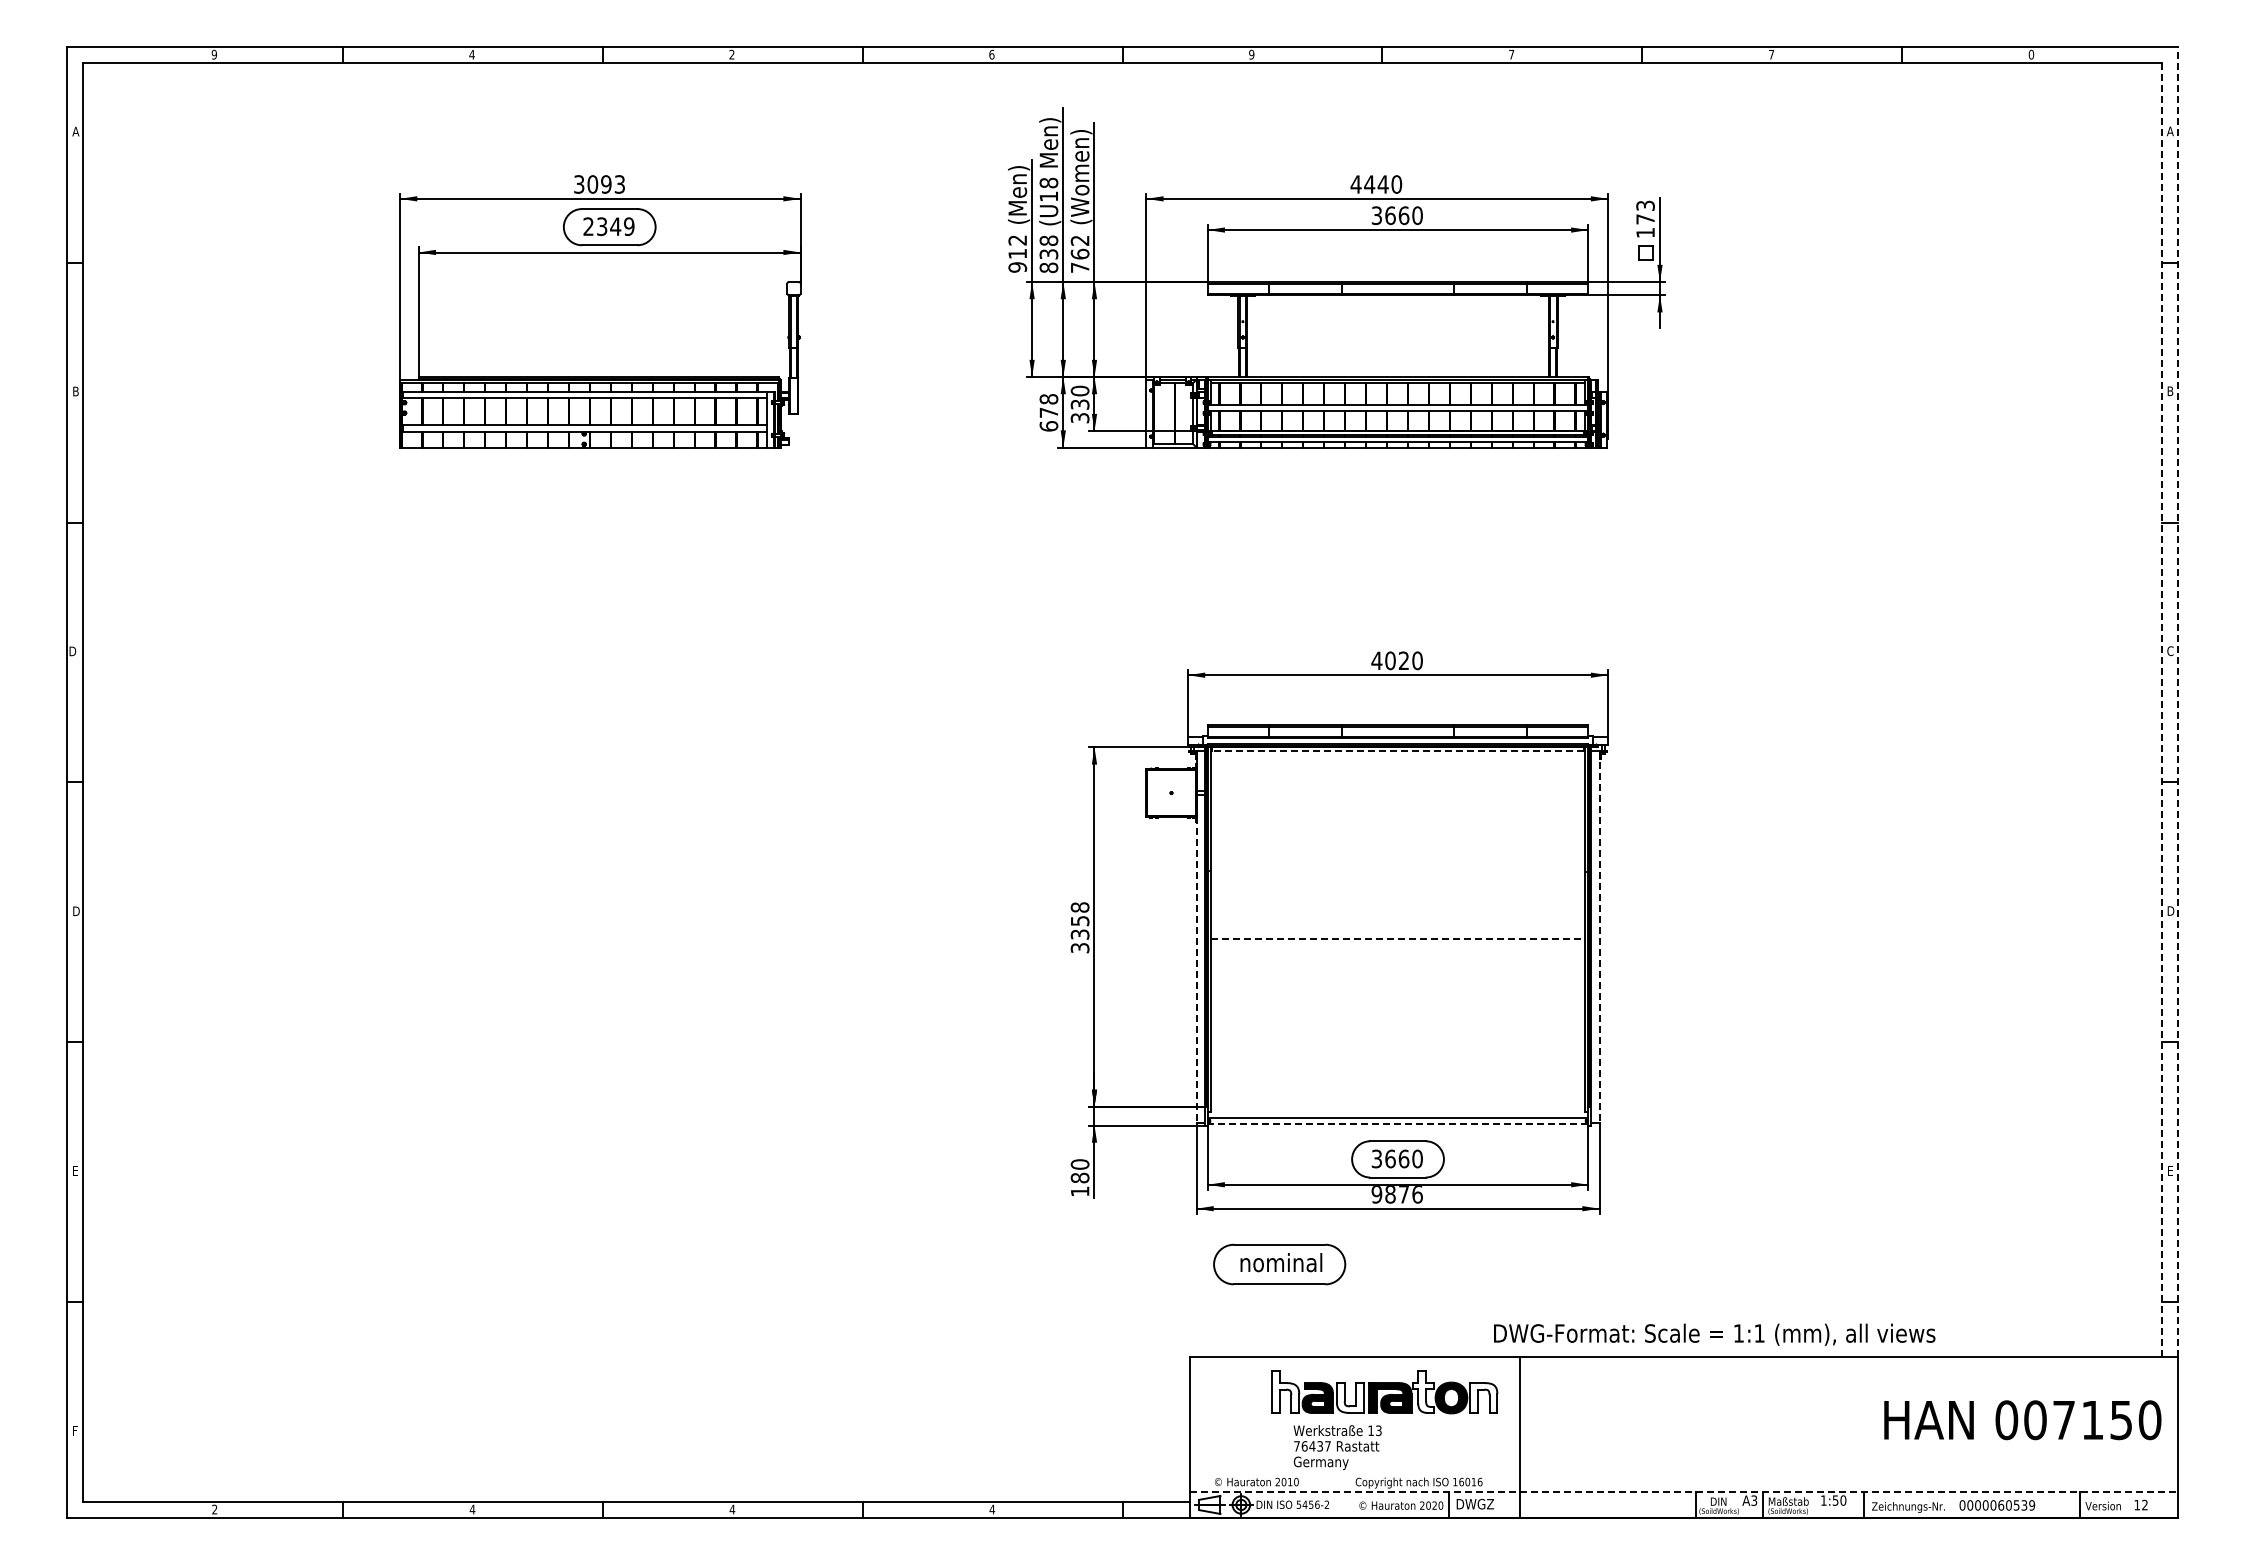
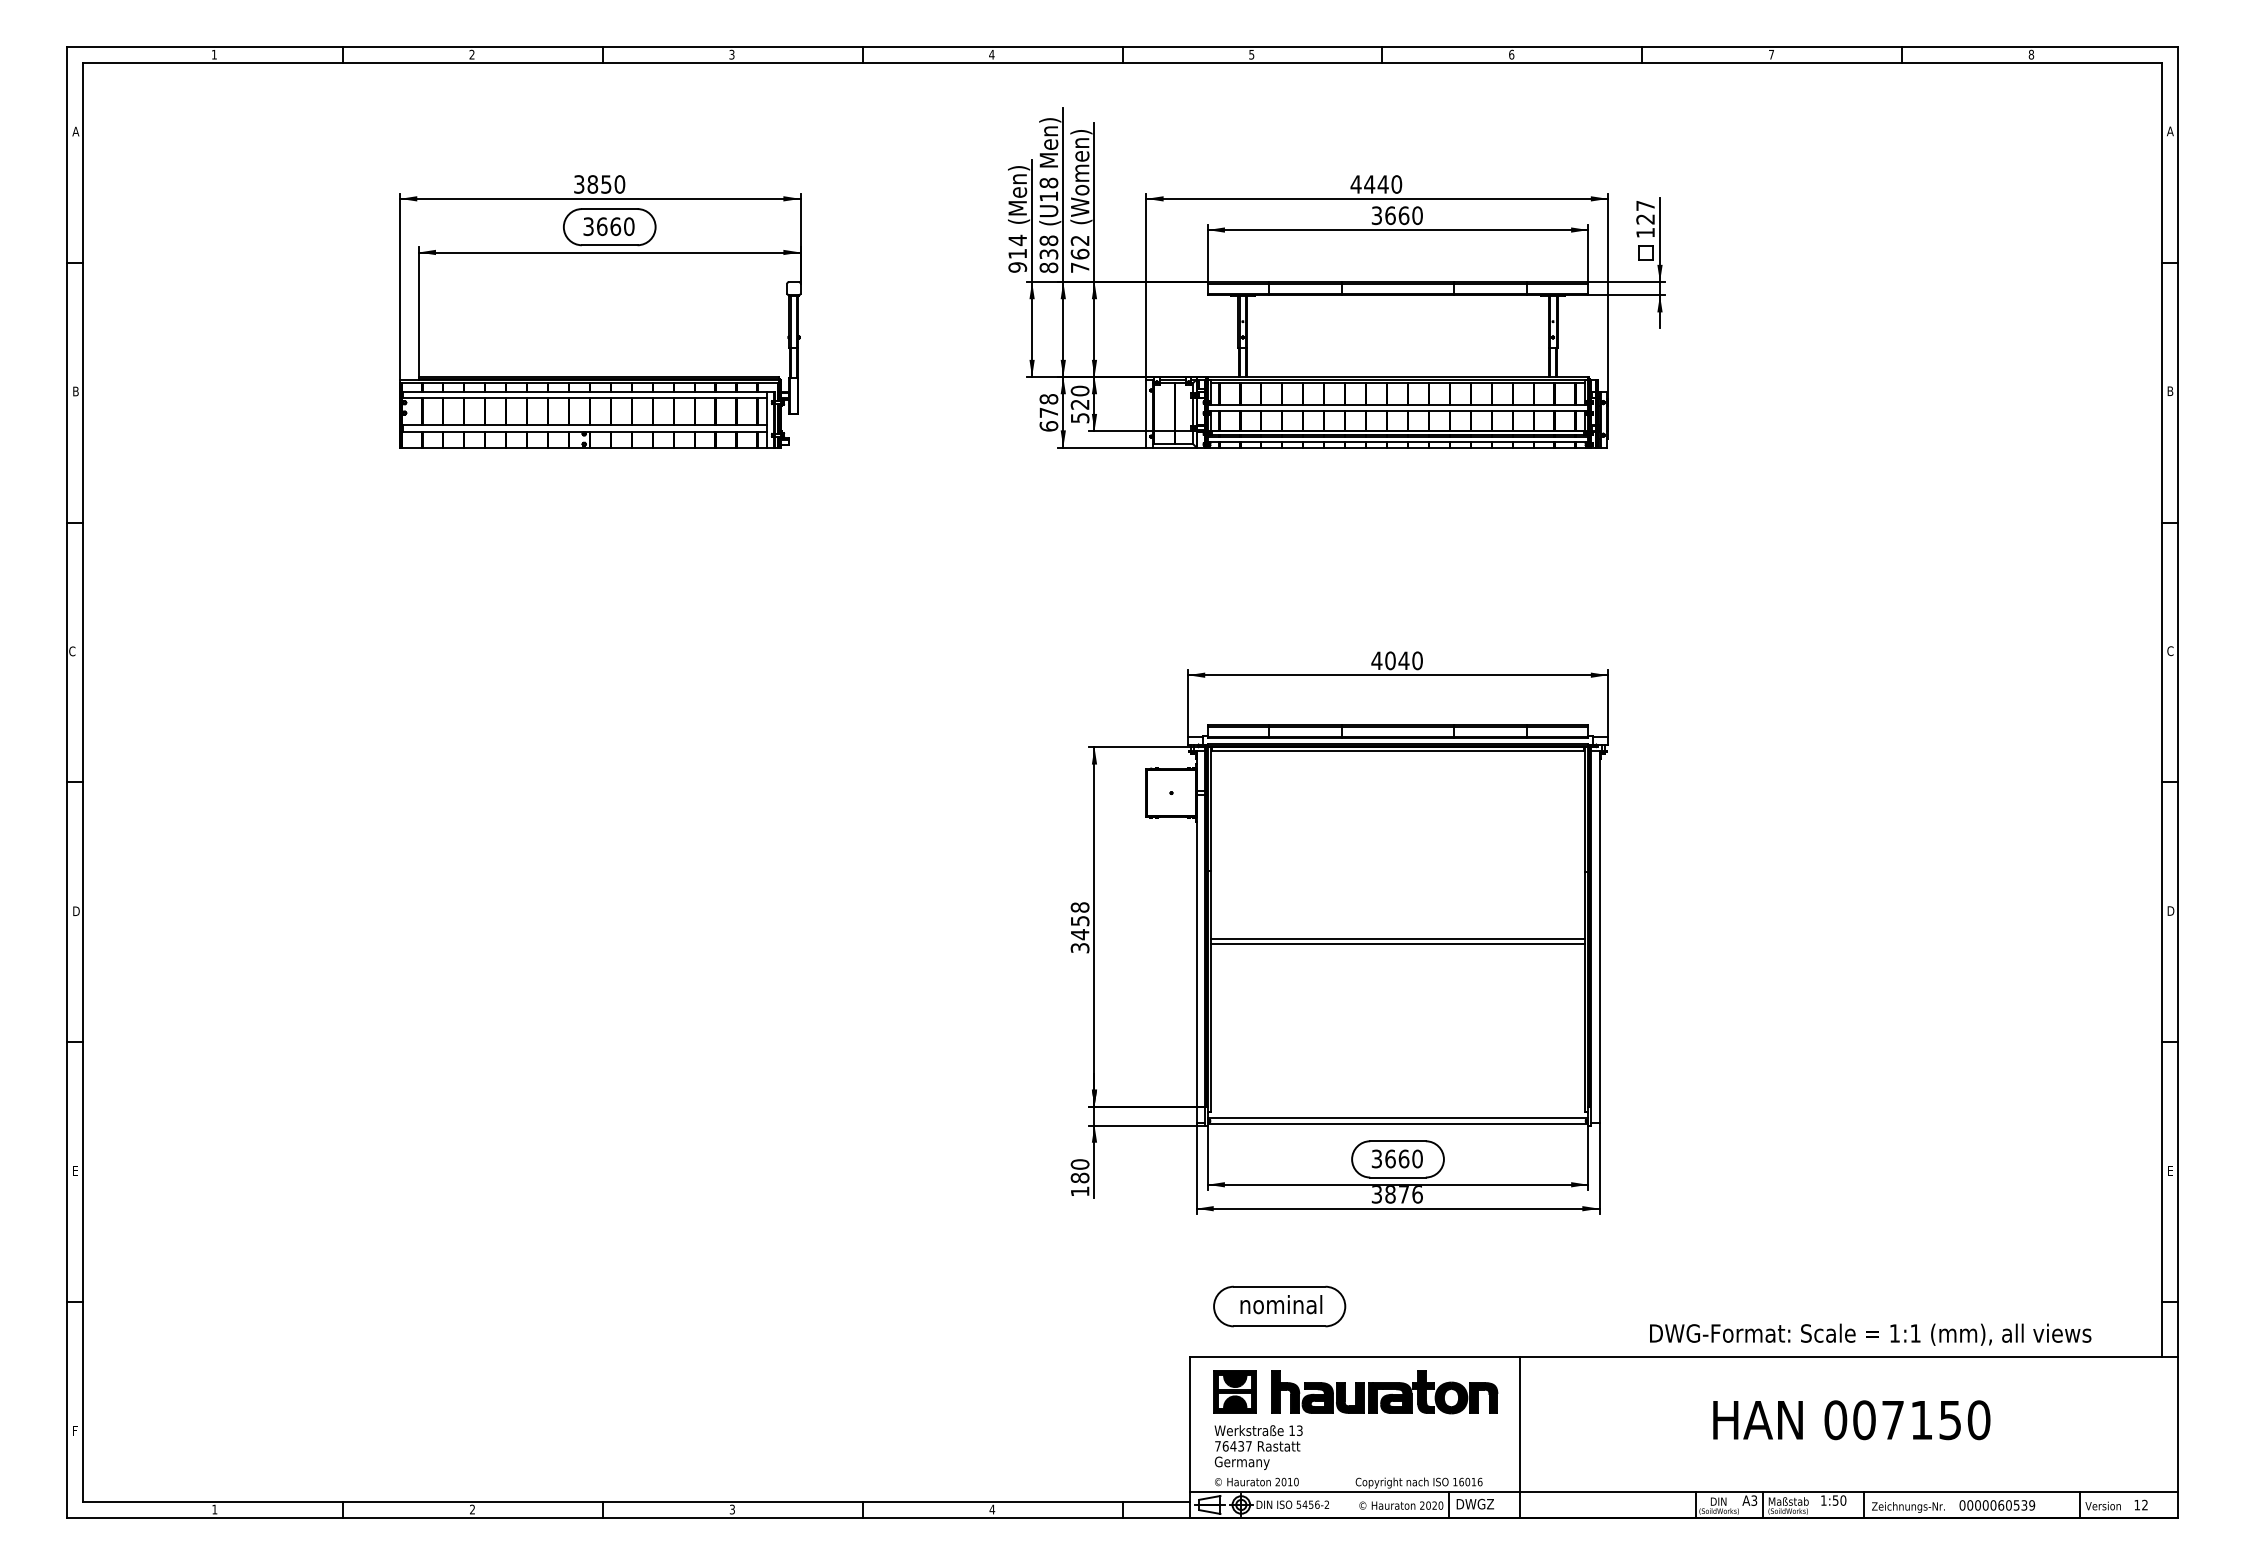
text: 9 -> 1 (213, 54)
text: 4 -> 2 (471, 54)
text: 2 -> 3 (731, 54)
text: 6 -> 4 (991, 54)
text: 9 -> 5 (1251, 54)
text: 7 -> 6 (1511, 54)
text: 0 -> 8 (2031, 54)
text: 3093 -> 3850 (606, 184)
text: 173 -> 127 (1645, 212)
text: 2349 -> 3660 (608, 226)
text: 912 -> 914 (1017, 240)
text: 330 -> 520 (1079, 410)
text: D -> C (72, 651)
text: 4020 -> 4040 (1403, 660)
line: dashed -> solid (2177, 701)
line: dashed -> solid (2162, 710)
line: dashed -> solid (1397, 751)
text: 3358 -> 3458 (1079, 934)
line: dashed -> solid (1599, 937)
line: dashed -> solid (1398, 938)
line: none -> present (1397, 944)
line: dashed -> solid (1196, 970)
line: dashed -> solid (1398, 1123)
text: 9876 -> 3876 (1376, 1194)
part position: (1279, 1264) -> (1279, 1306) (1279, 1306)
text position: (1714, 1334) -> (1870, 1334) (1870, 1334)
part: none -> present (1234, 1391)
fill: none -> present (1285, 1391)
fill: none -> present (1423, 1391)
fill: none -> present (1350, 1397)
fill: none -> present (1483, 1397)
text position: (2022, 1420) -> (1851, 1420) (1851, 1420)
text position: (1337, 1447) -> (1258, 1447) (1258, 1447)
line: dashed -> solid (1683, 1491)
text: 2 -> 1 (214, 1509)
text: 4 -> 2 (472, 1509)
text: 4 -> 3 (732, 1509)
